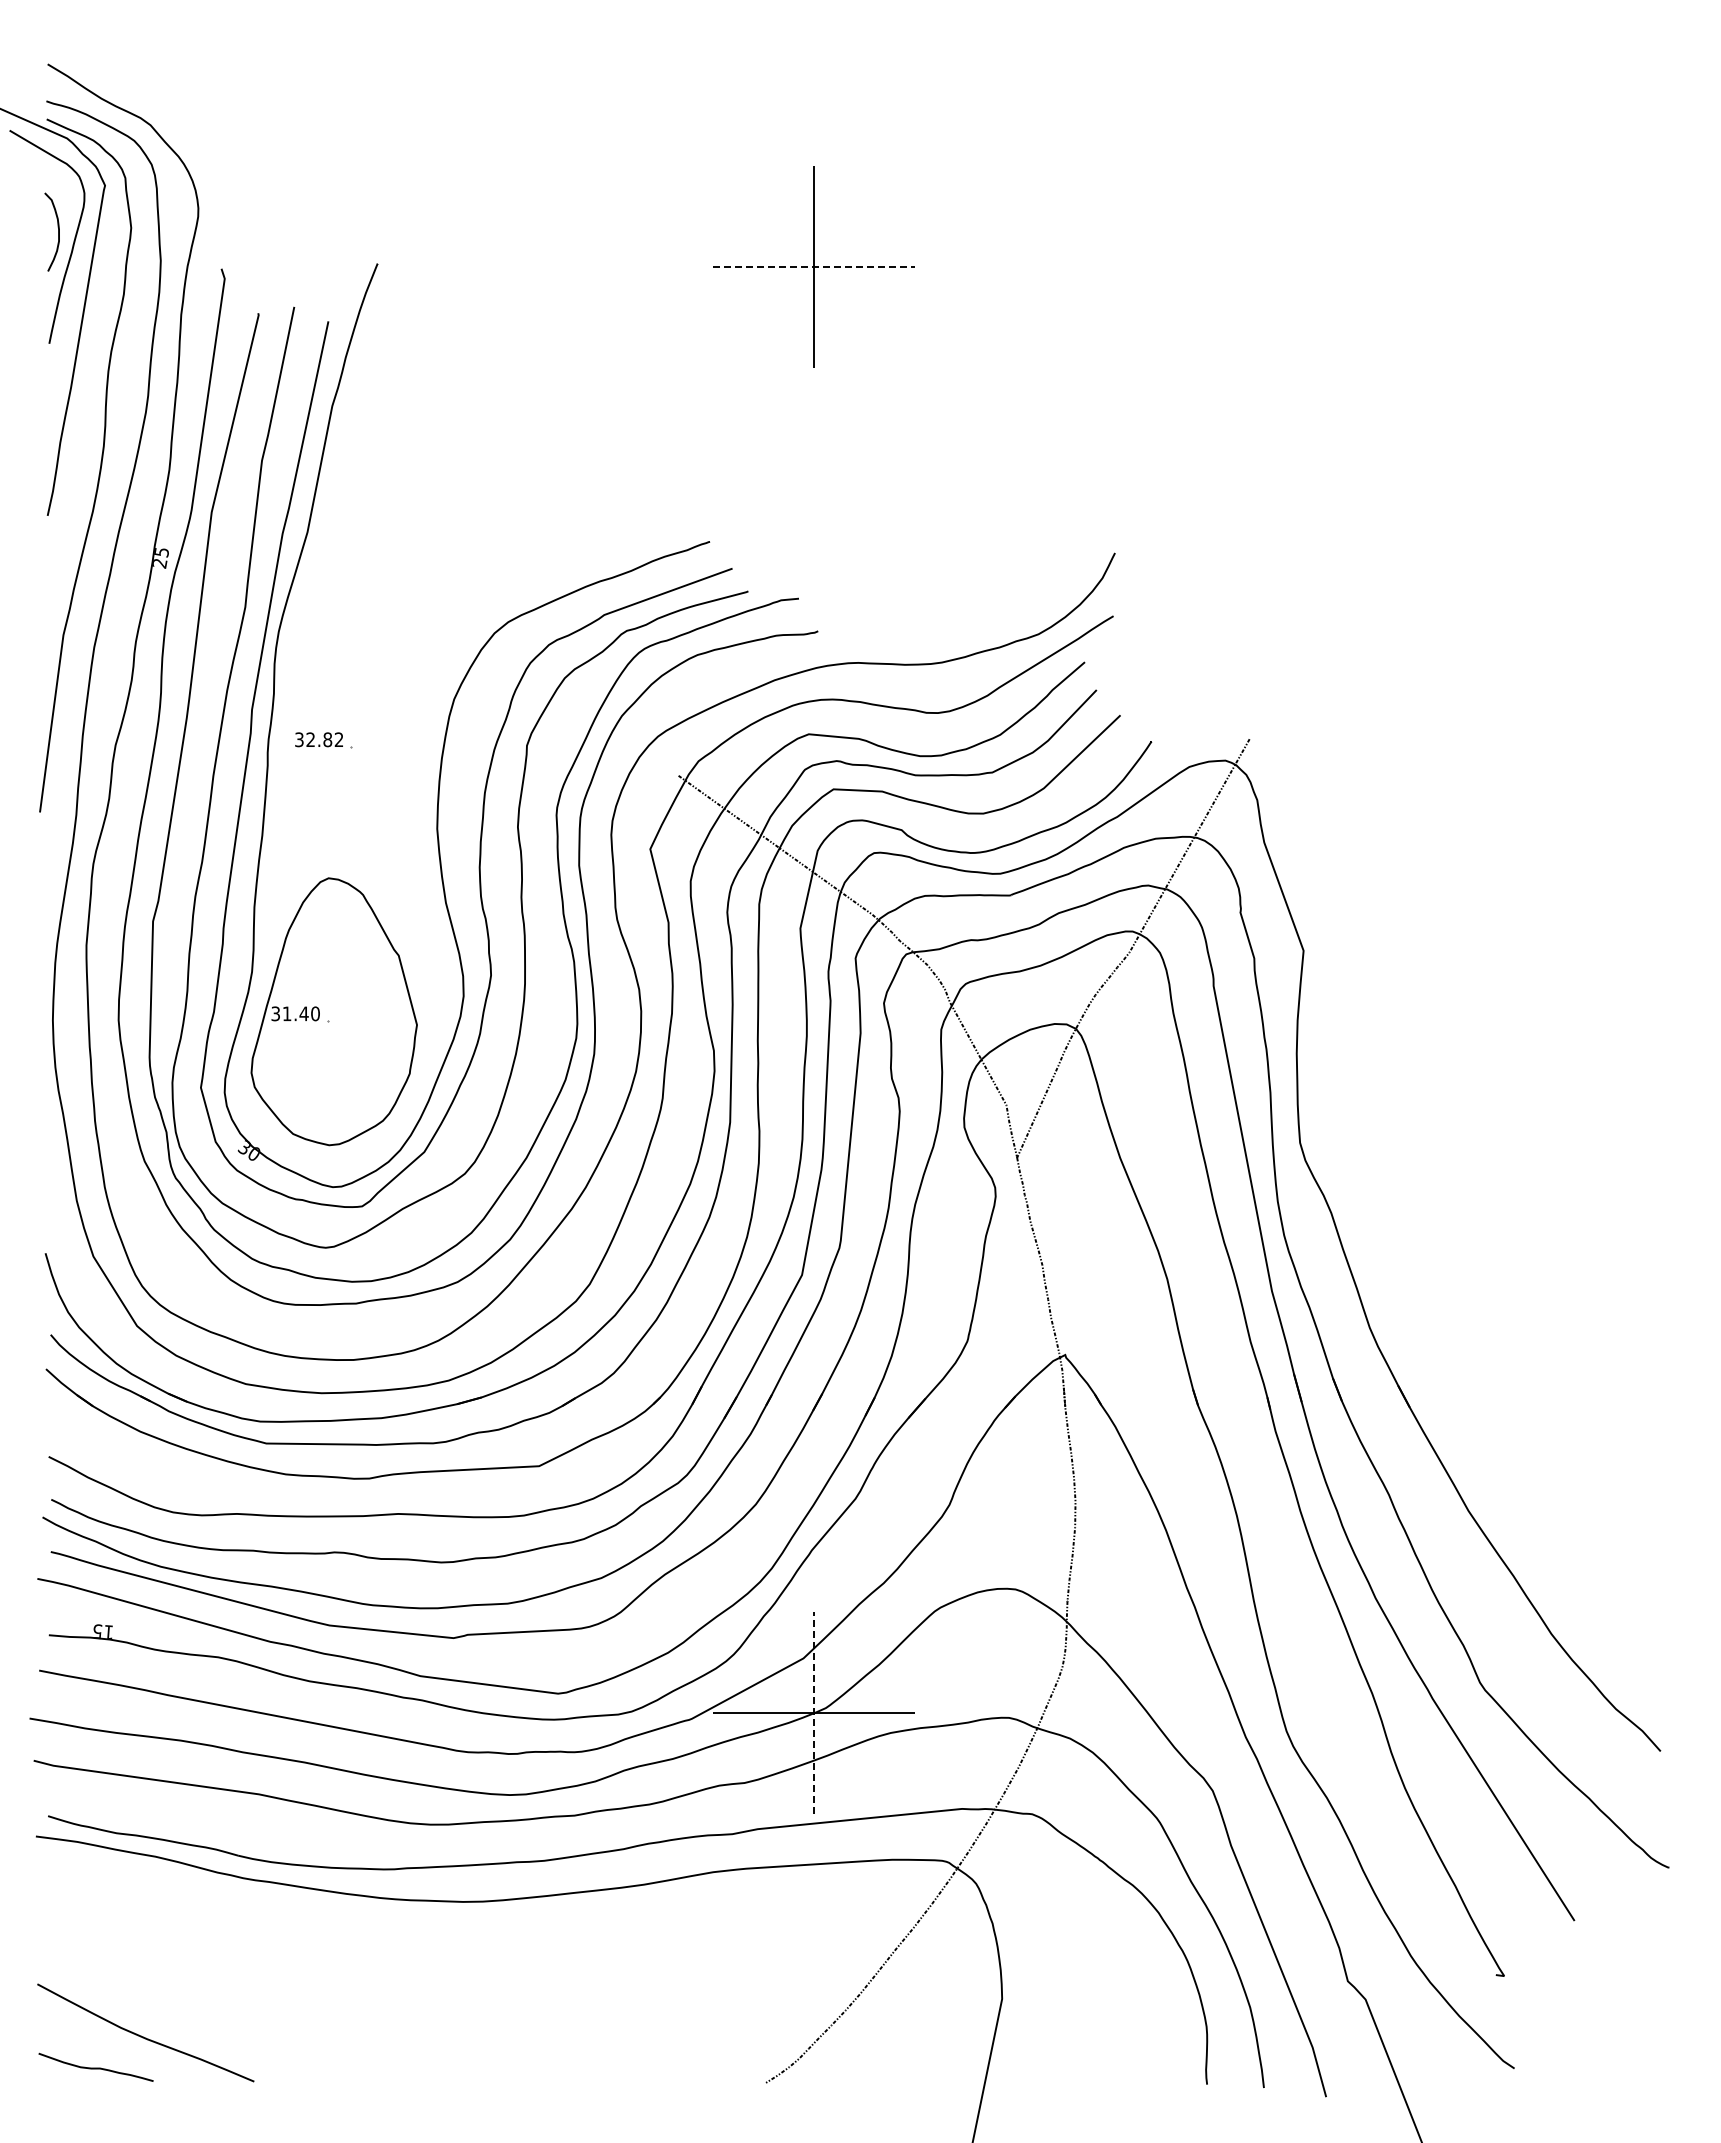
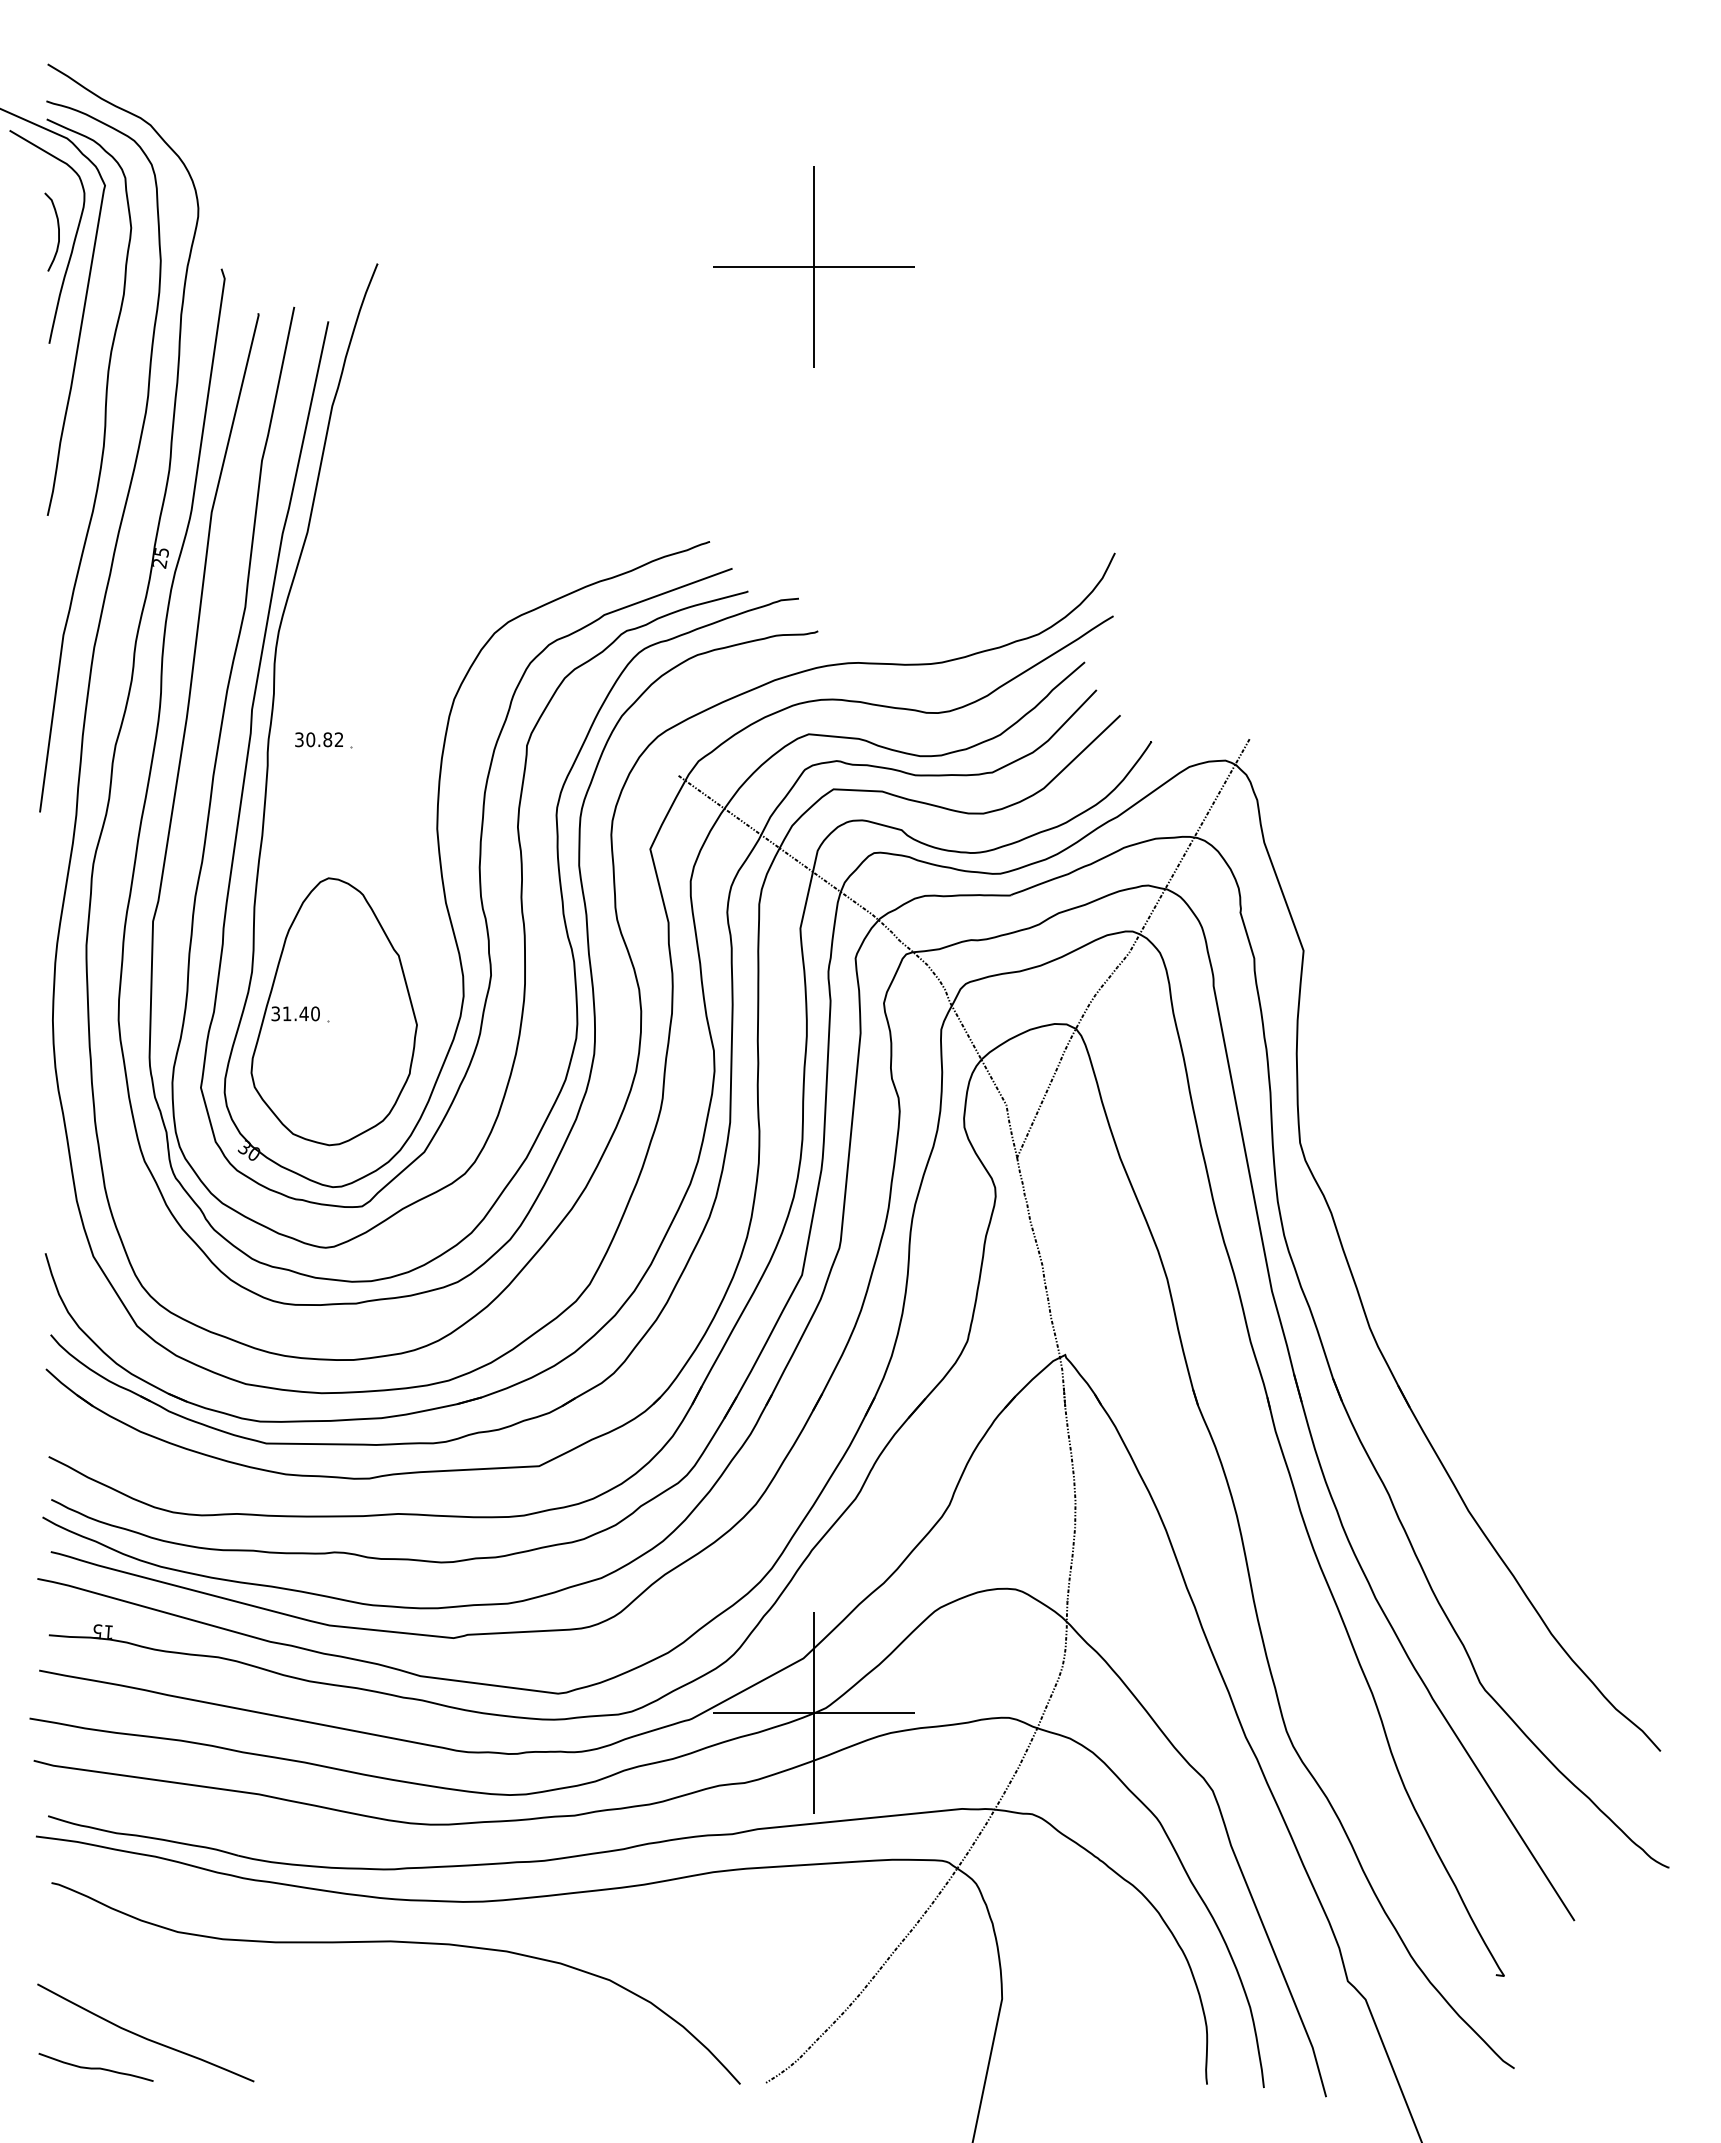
line: dashed -> solid (813, 267)
text: 32.82 -> 30.82 (310, 739)
line: dashed -> solid (813, 1713)
curve: none -> present (395, 1942)
